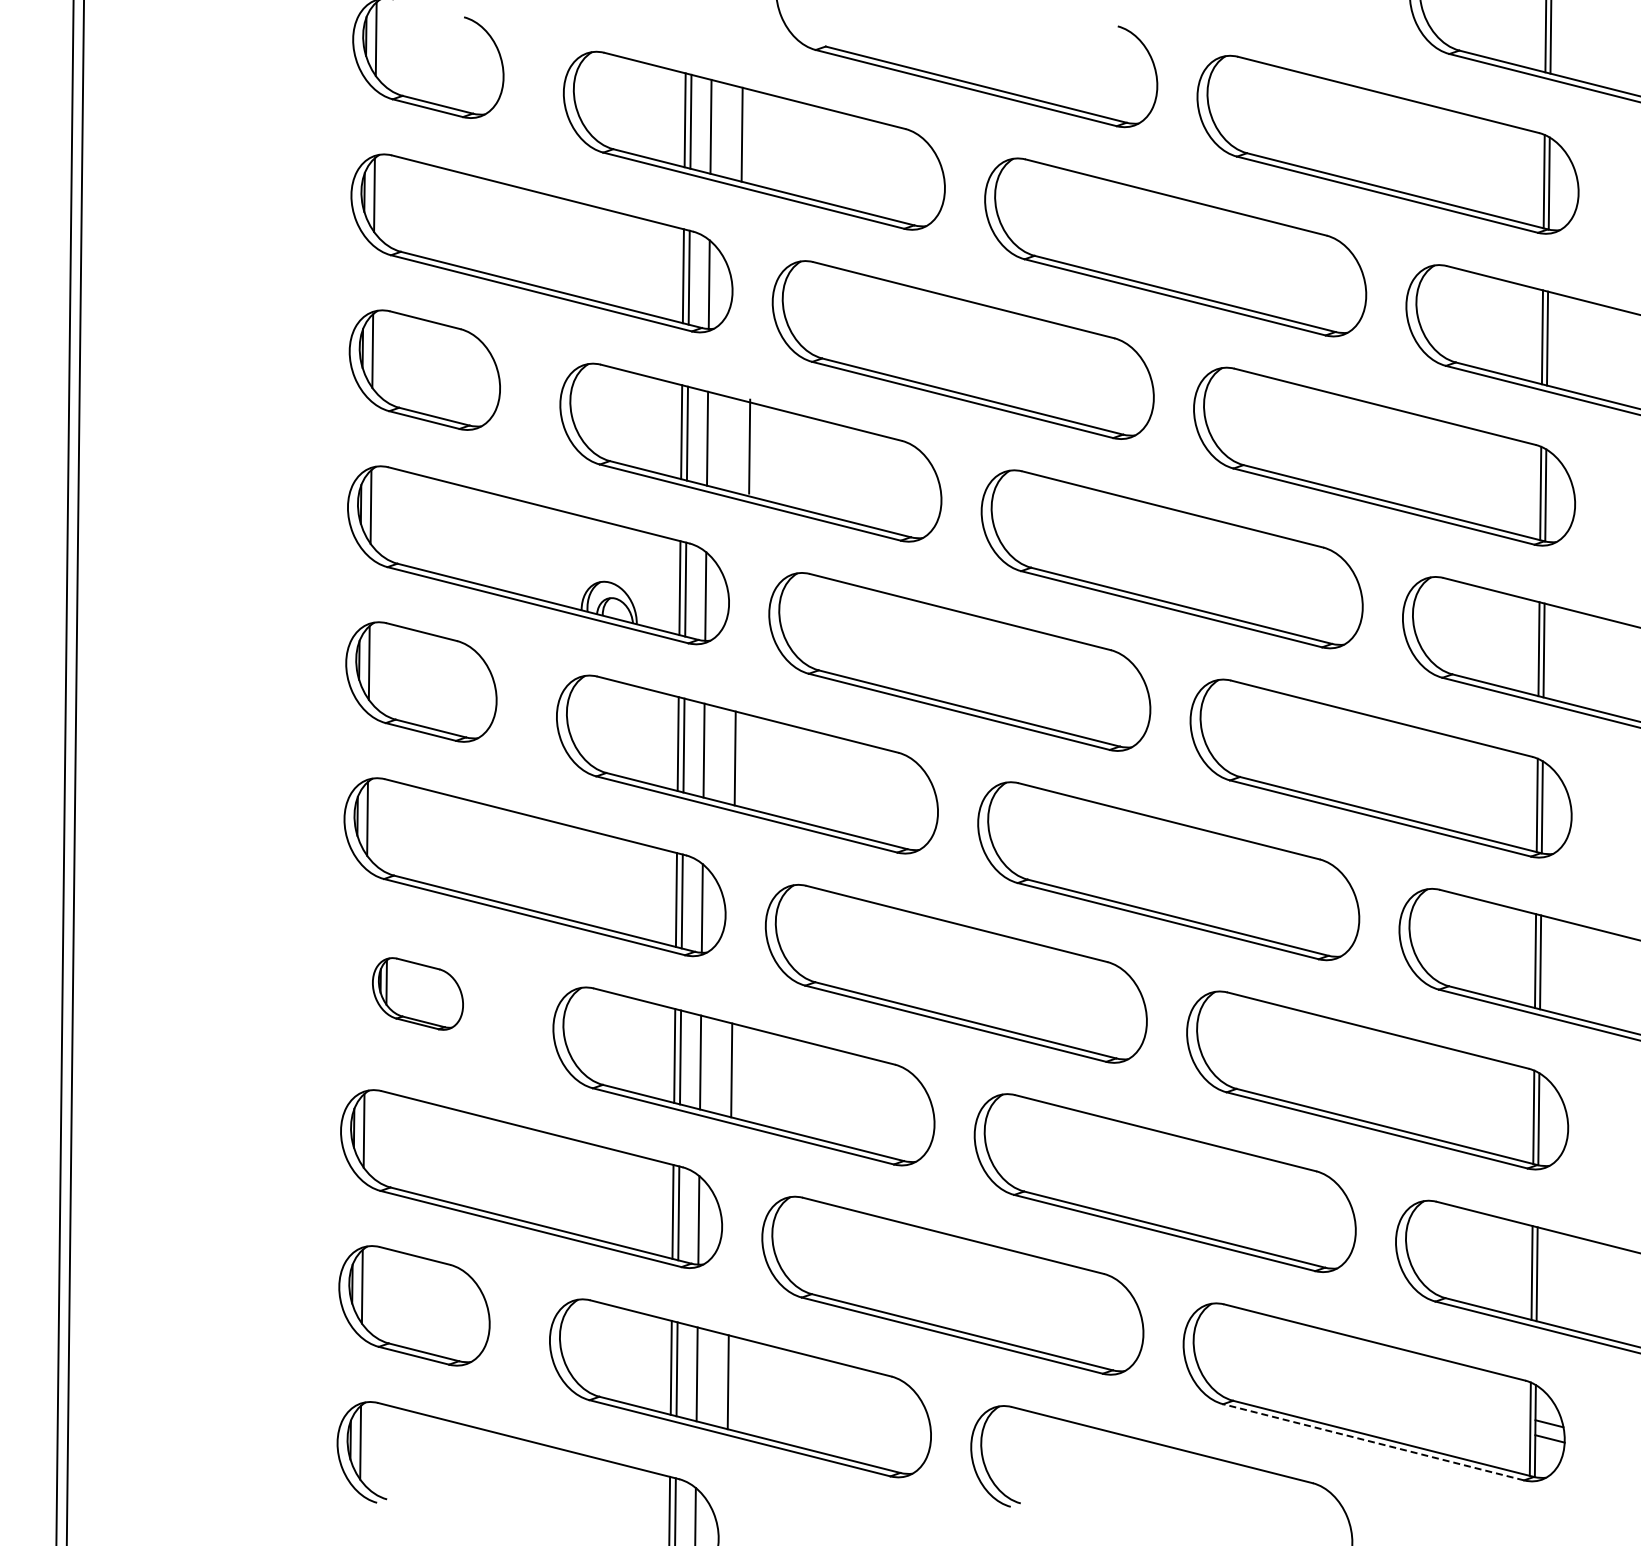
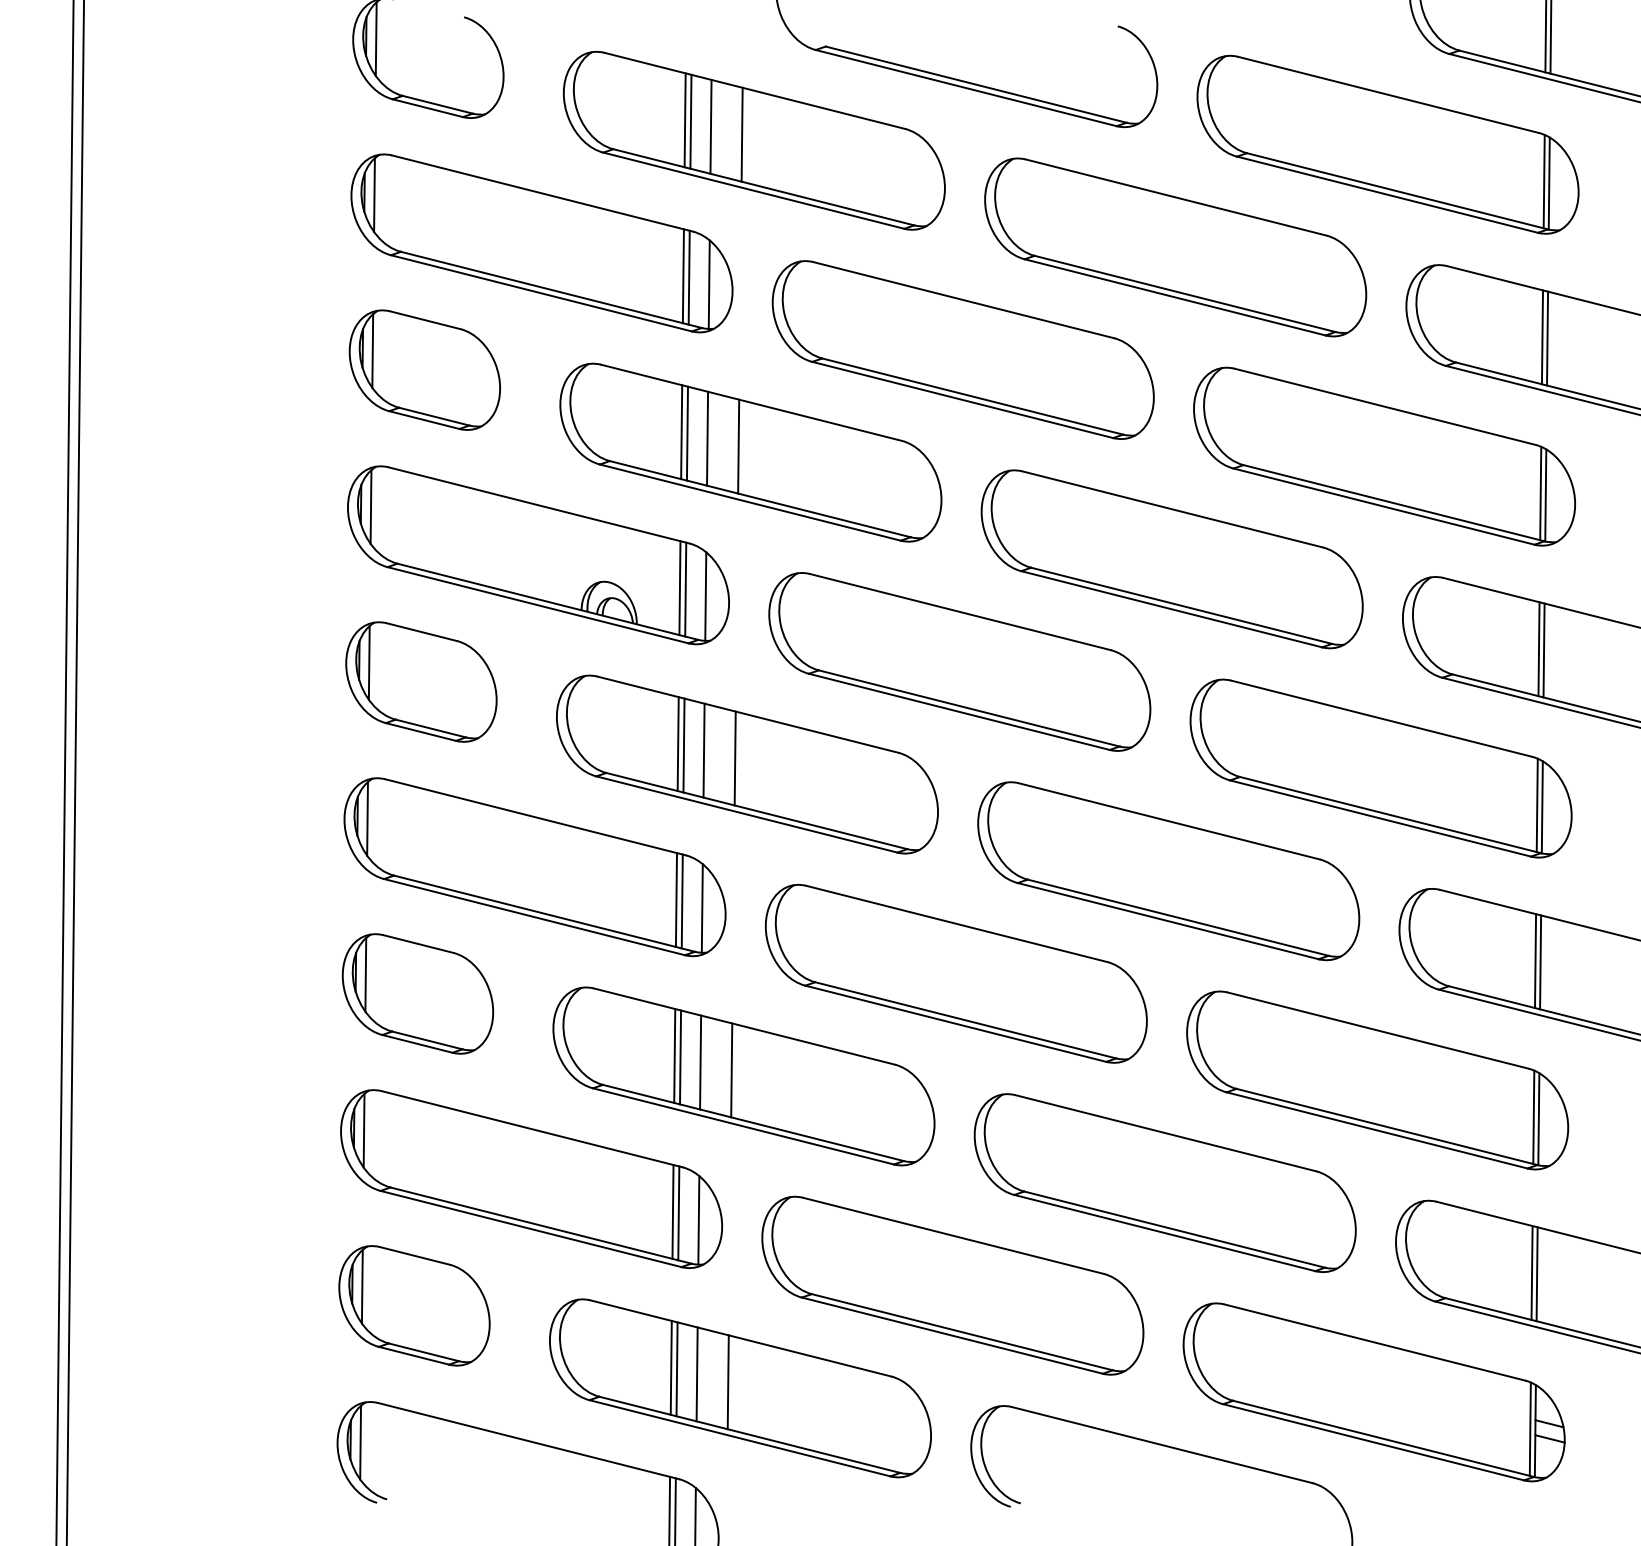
line position: (749, 446) -> (738, 446) (738, 446)
part size: 92x74 px -> 154x122 px (417, 993)
line: dashed -> solid (1373, 1442)
